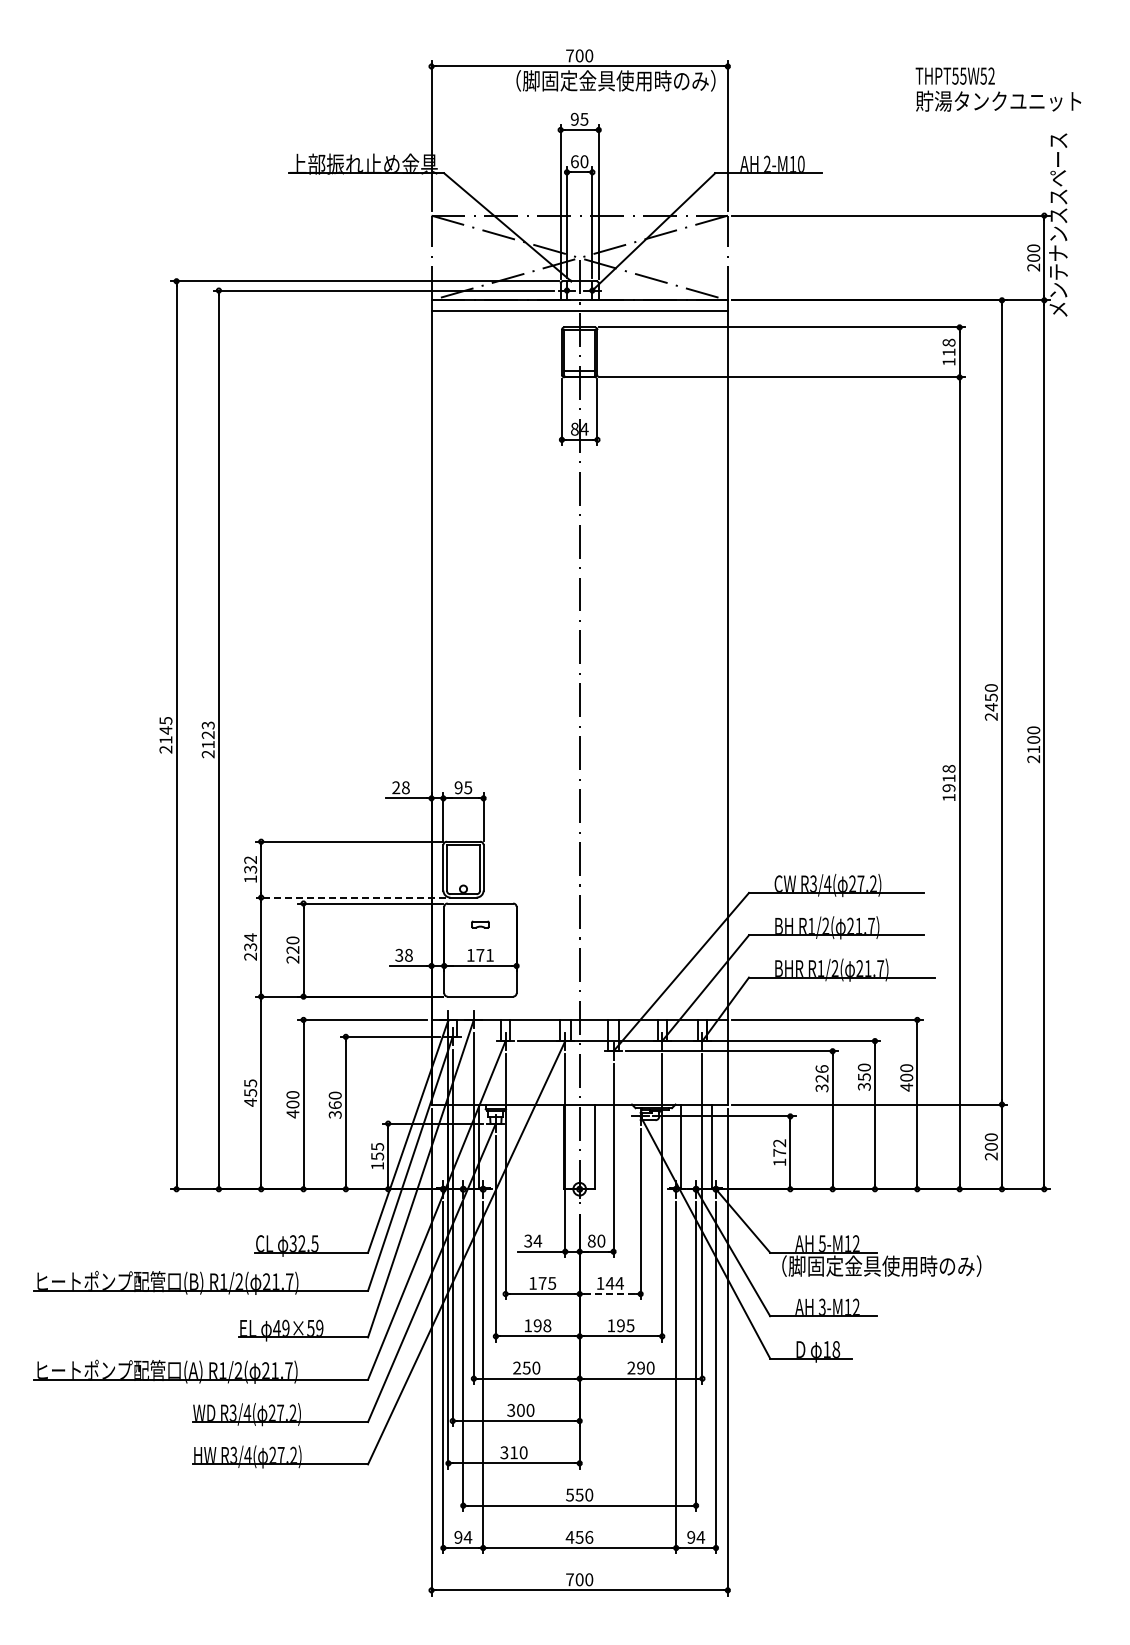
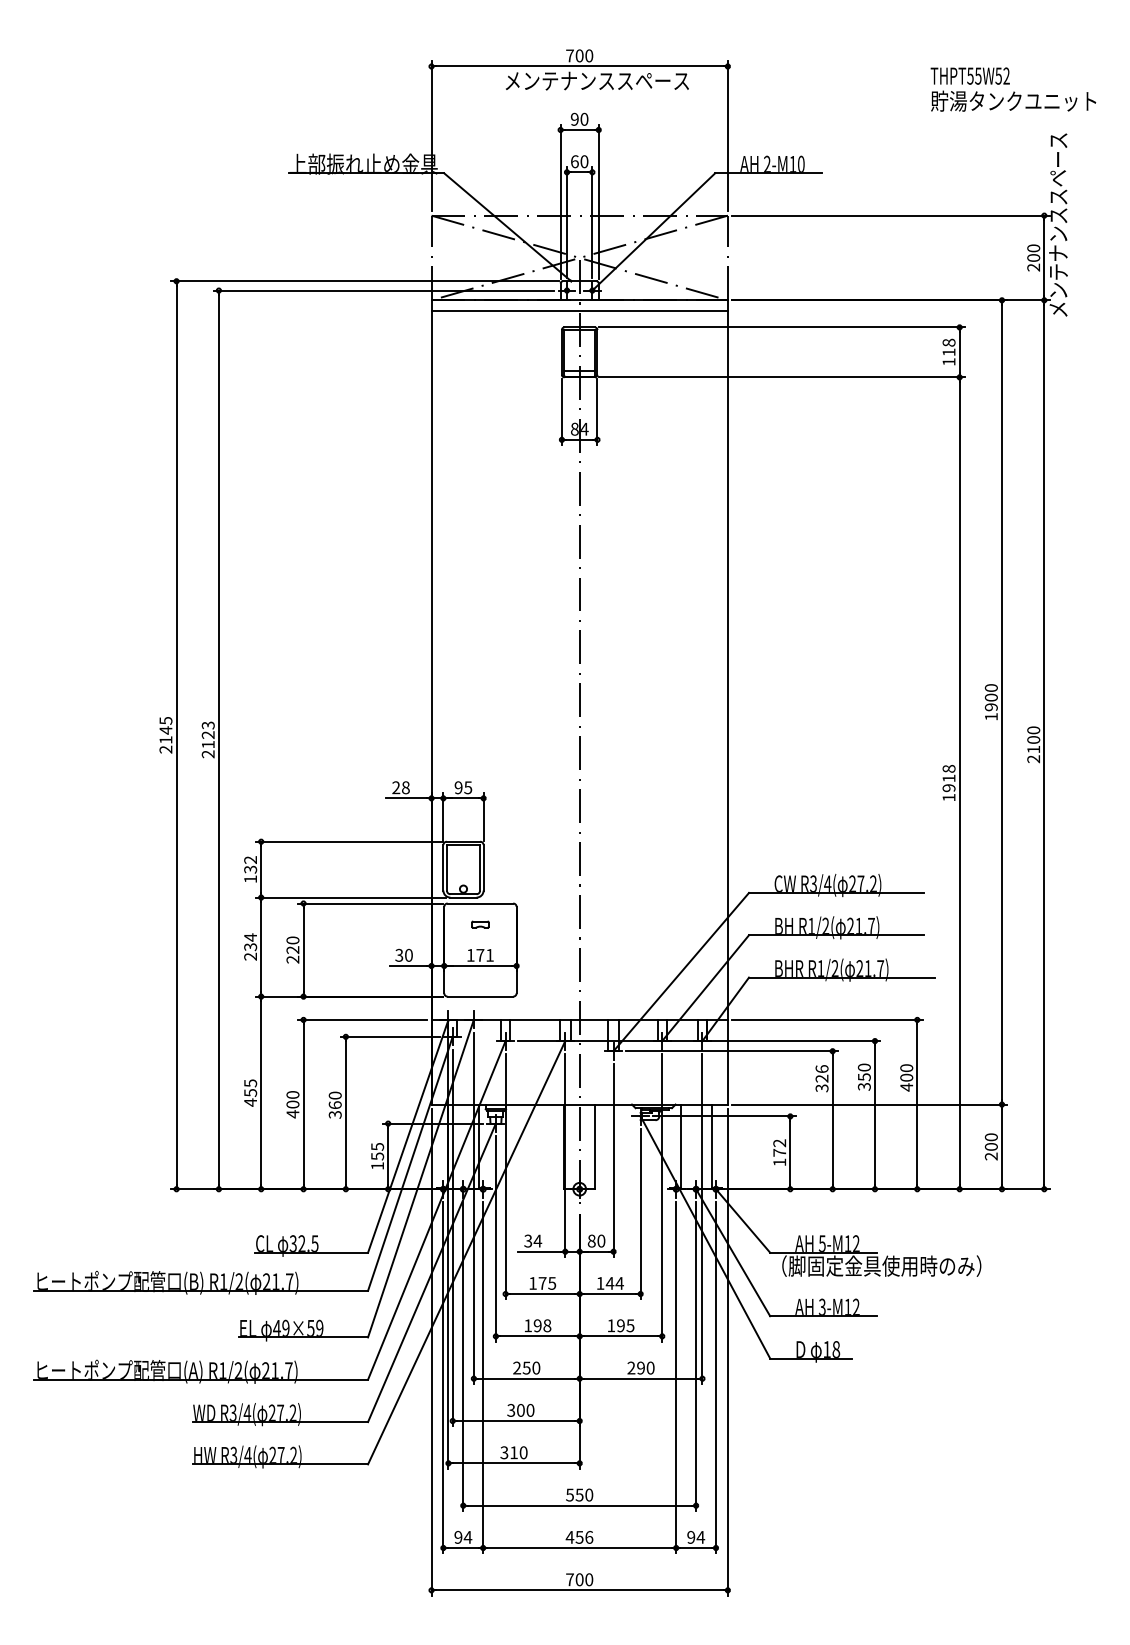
text: （脚固定金具使用時のみ） -> メンテナンススペース (610, 80)
text position: (998, 89) -> (1013, 89) (1013, 89)
text: 95 -> 90 (584, 118)
text: 2450 -> 1900 (990, 706)
line: dashed -> solid (350, 897)
text: 38 -> 30 (408, 955)
line: dashed -> solid (610, 1294)
